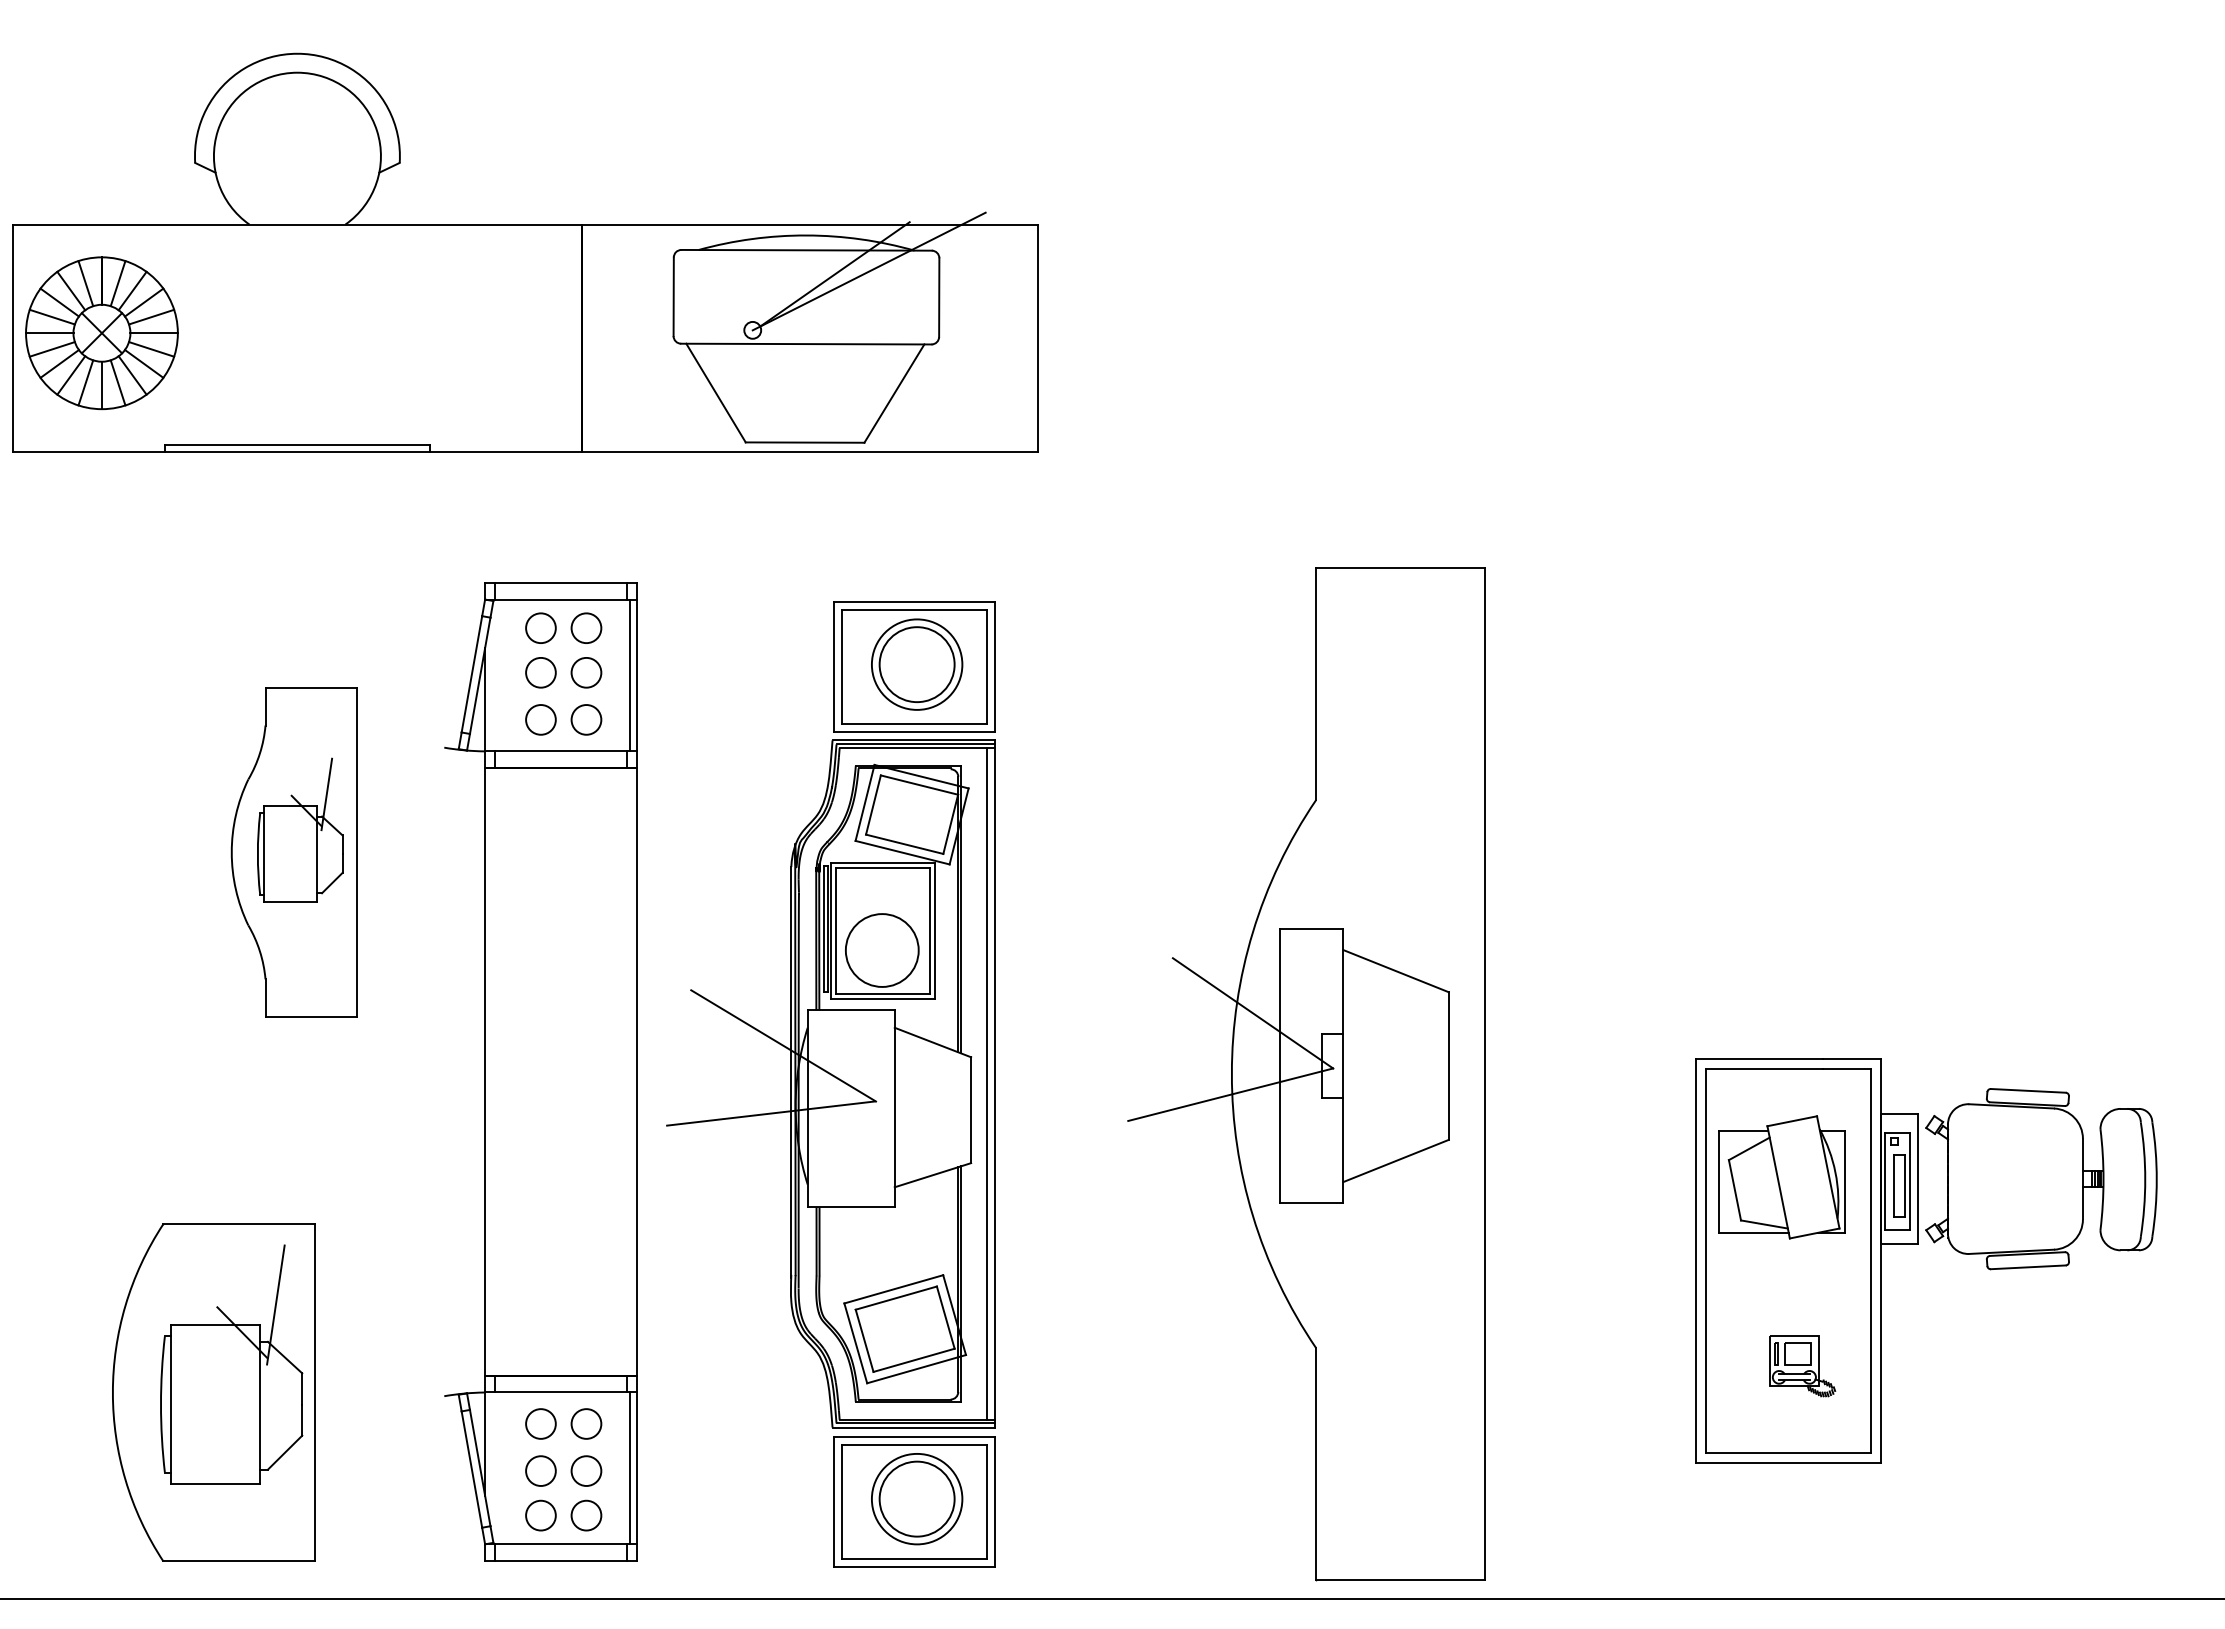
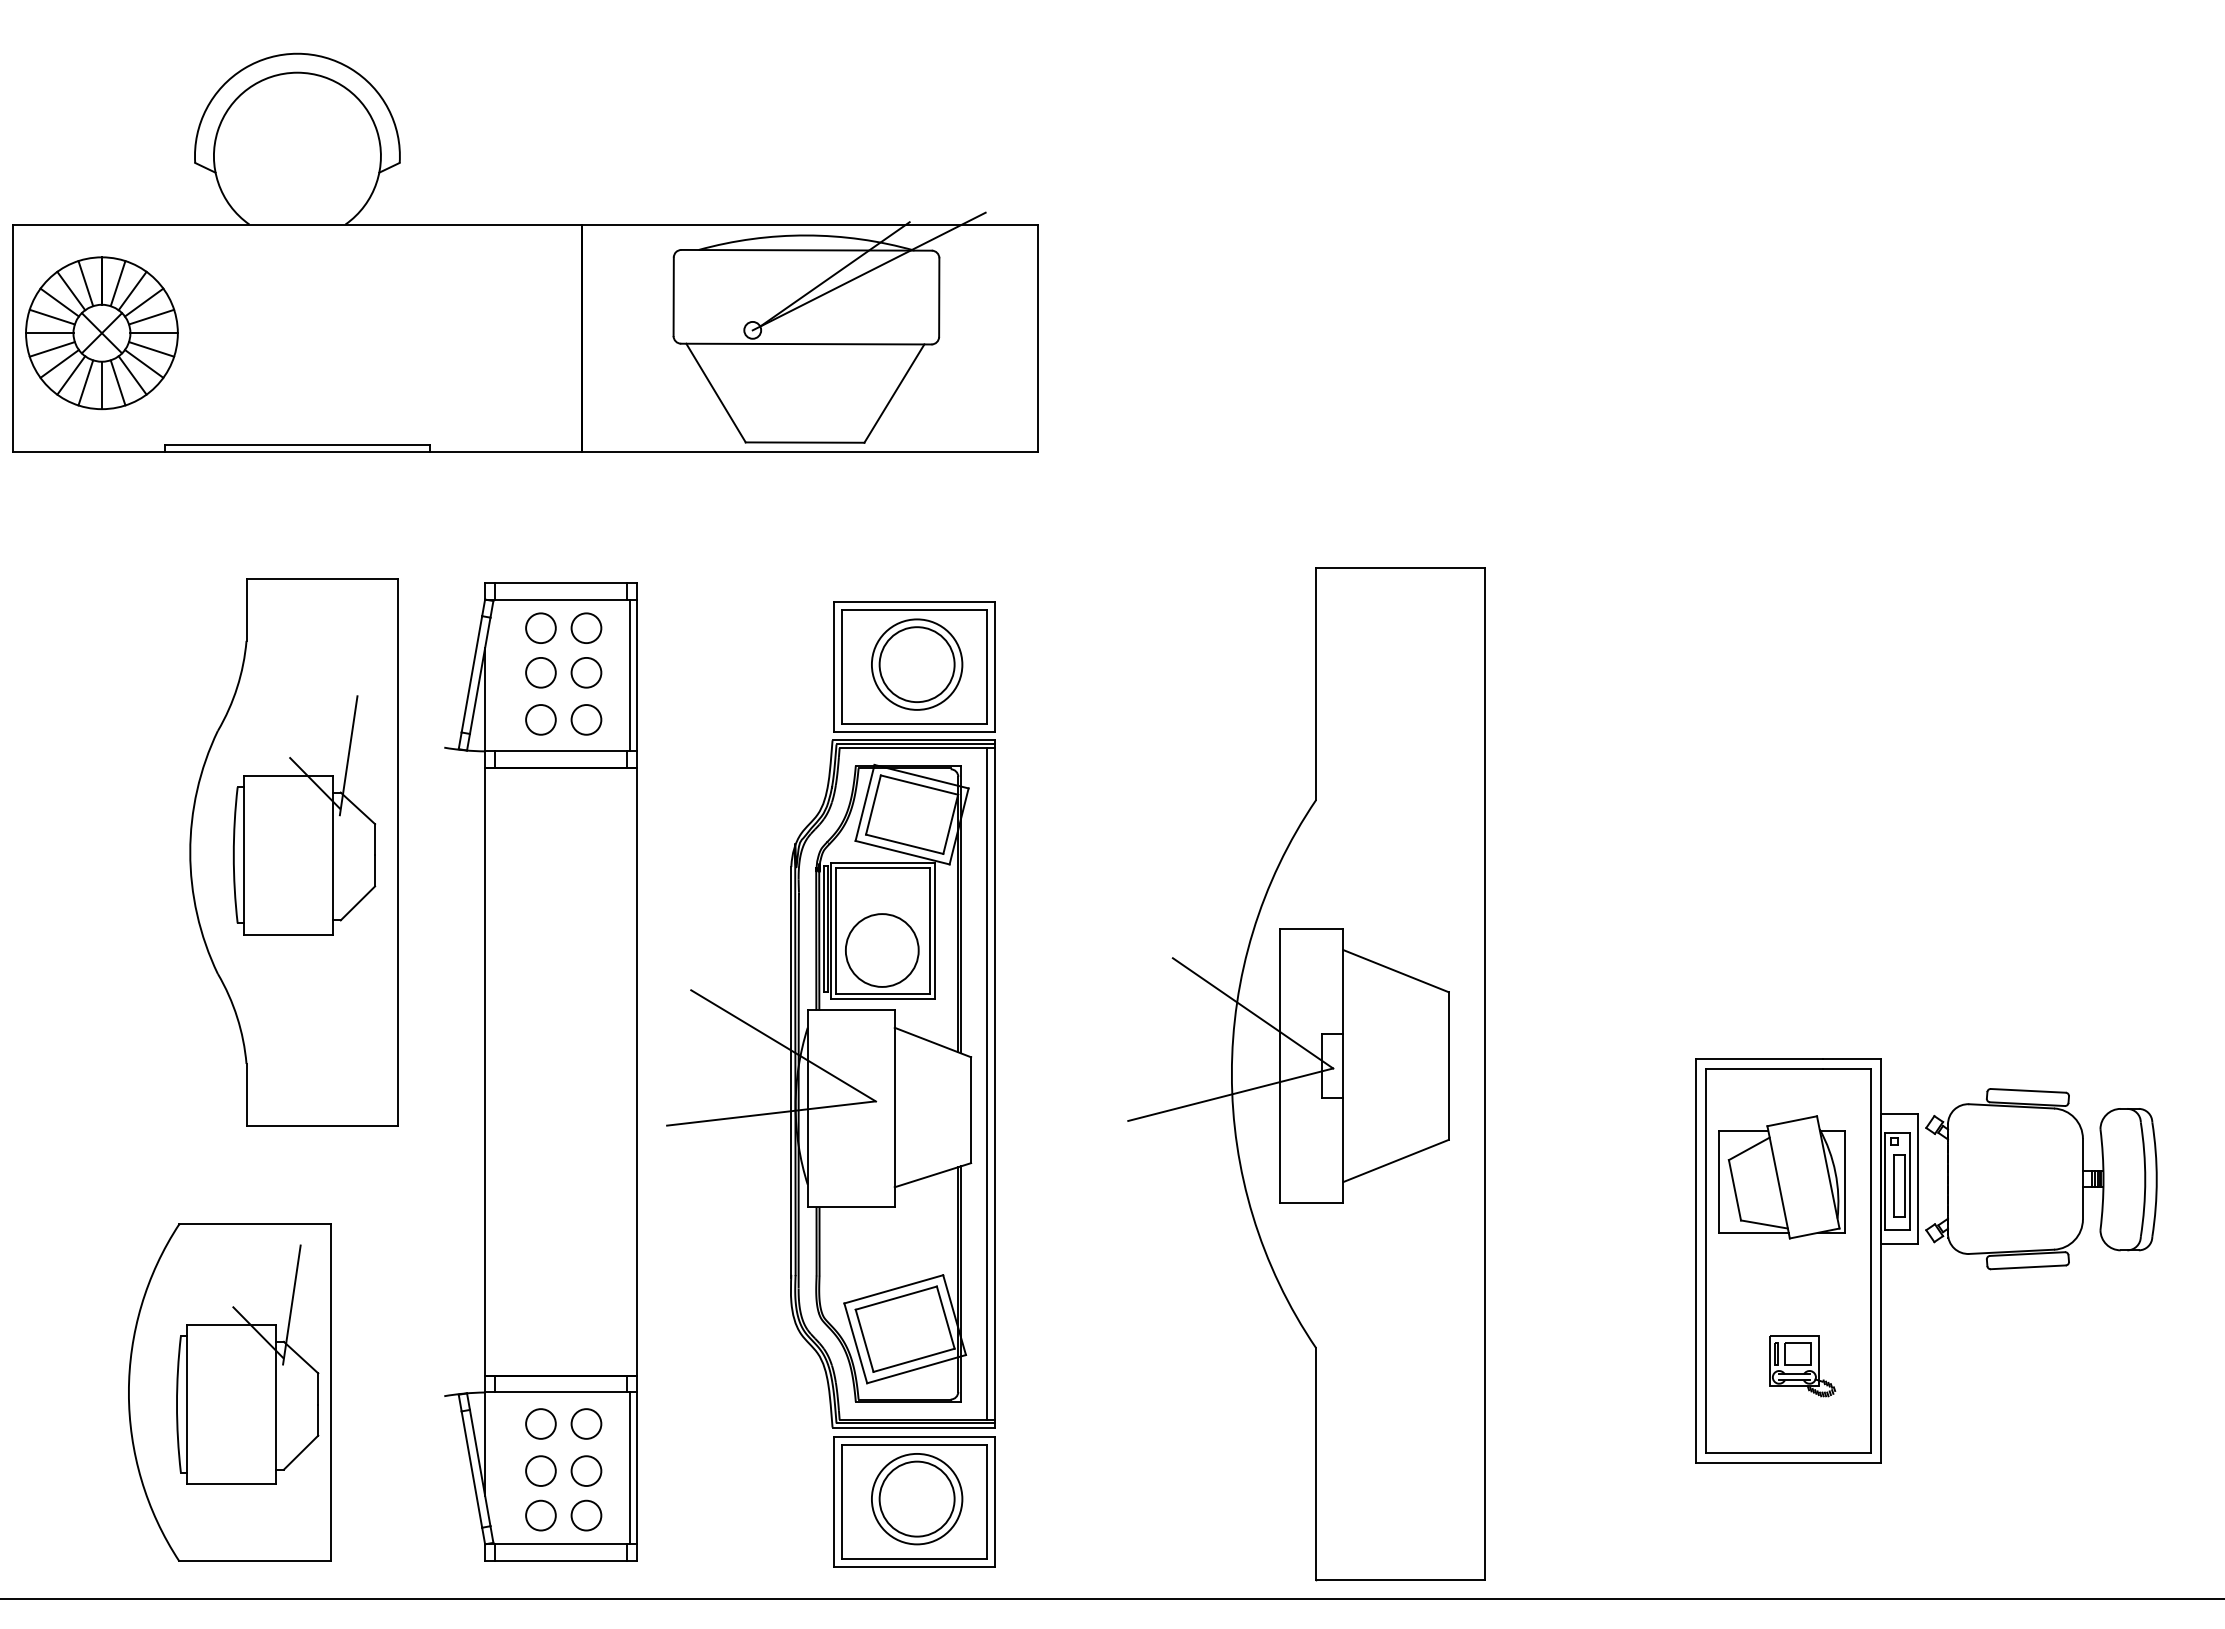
part size: 128x331 px -> 210x549 px (293, 852)
part position: (213, 1392) -> (229, 1392) (229, 1392)
